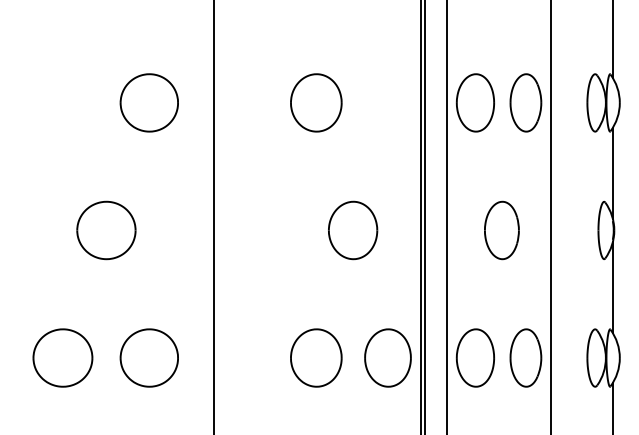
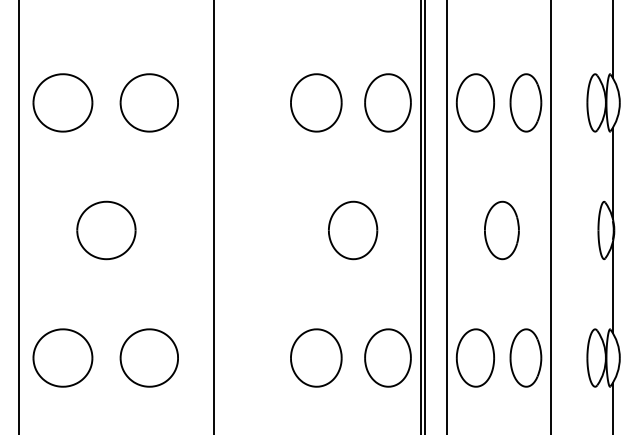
part: none -> present (62, 102)
part: none -> present (387, 102)
line: none -> present (19, 216)
